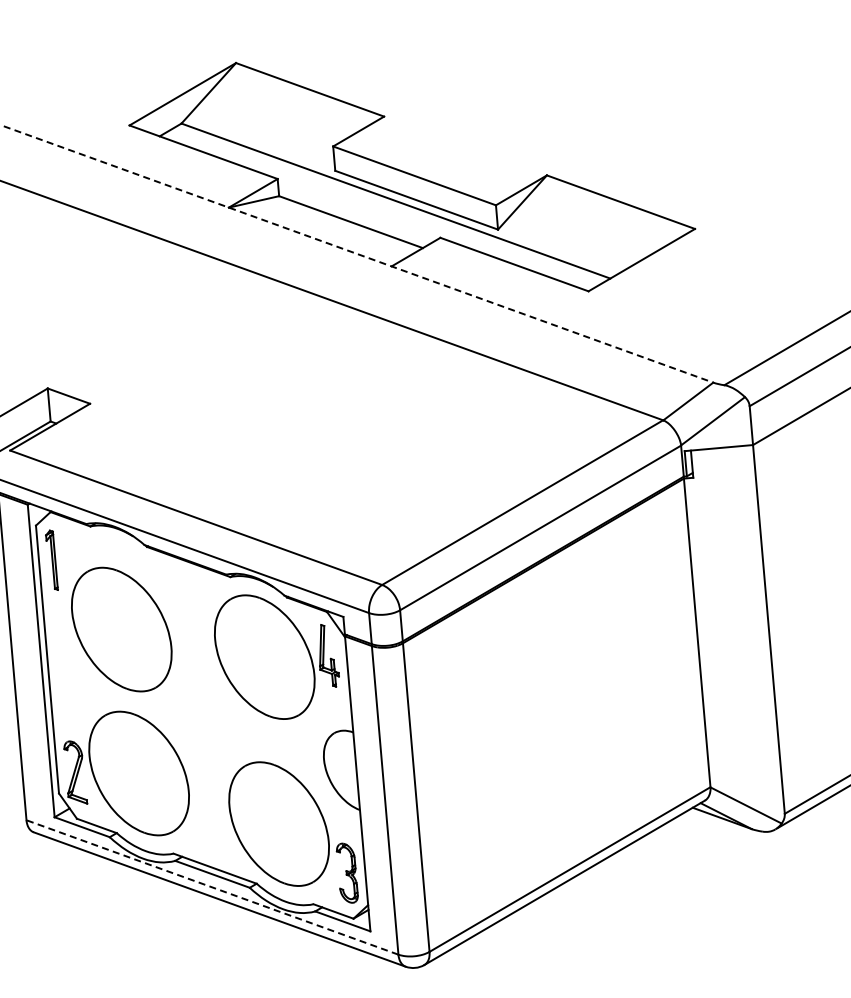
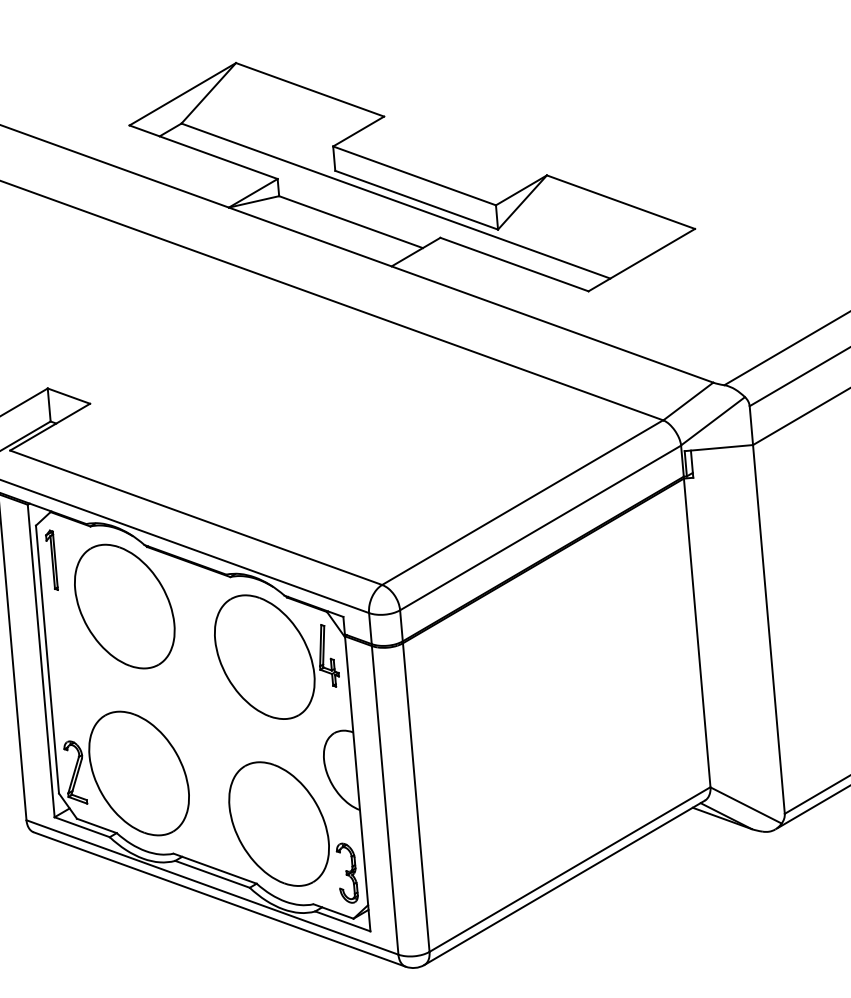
line: dashed -> solid (357, 253)
part position: (121, 629) -> (124, 606) (124, 606)
line: dashed -> solid (212, 887)
